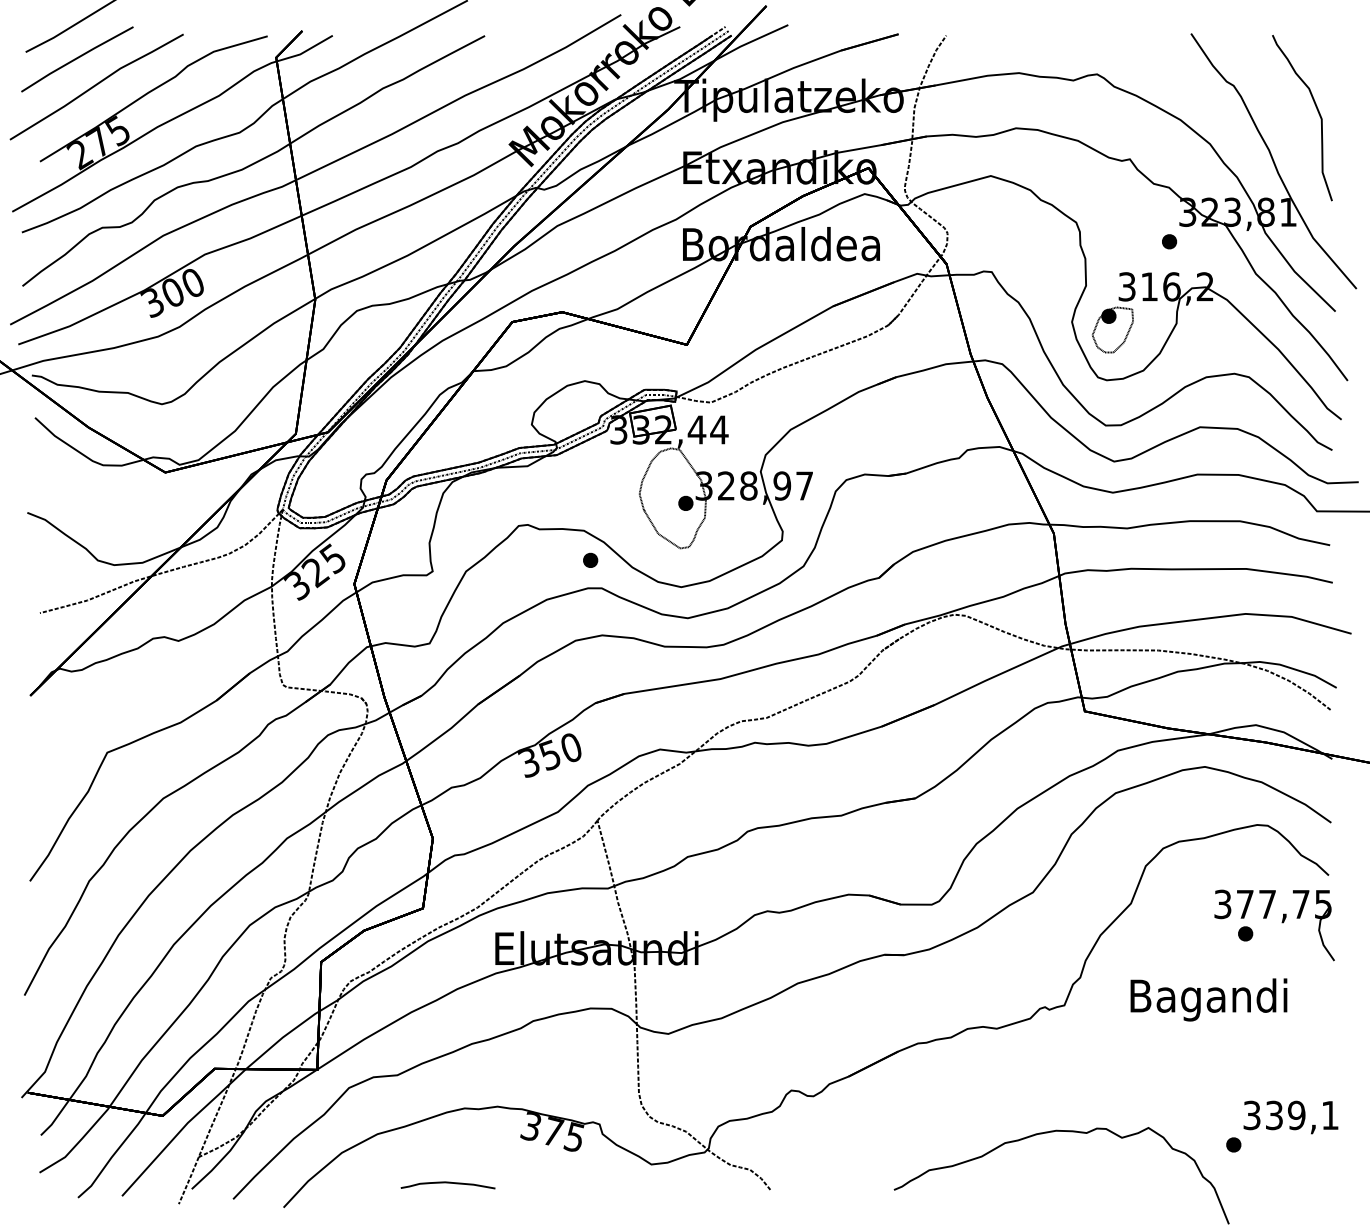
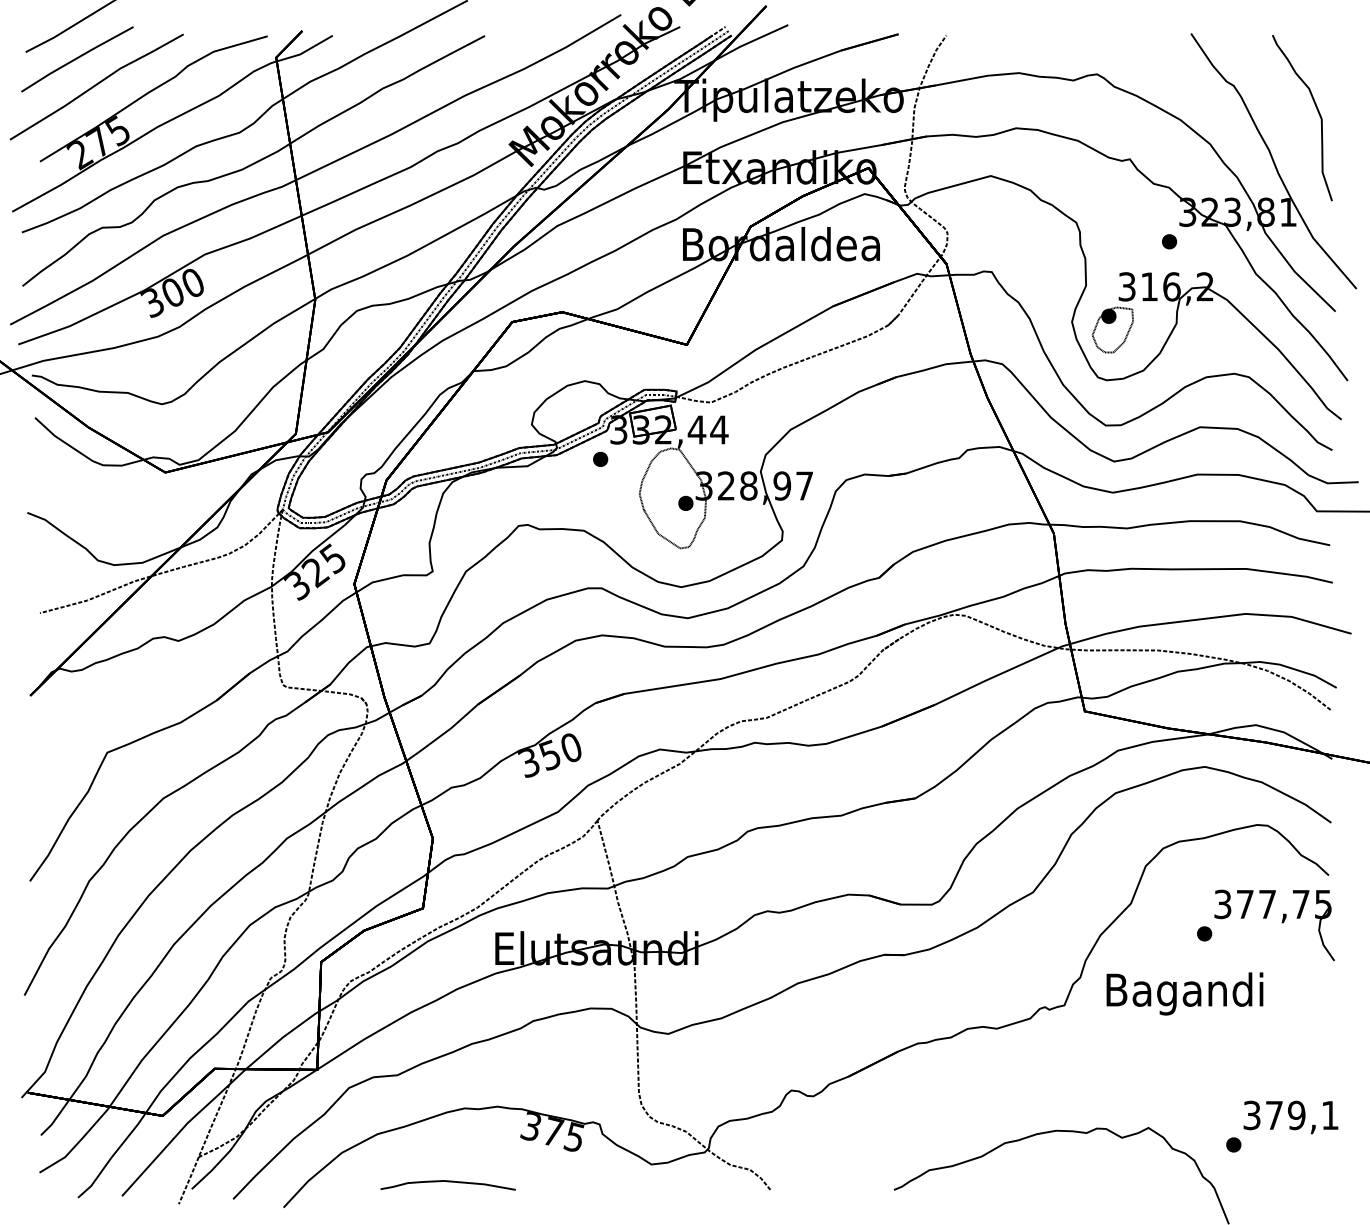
part position: (590, 559) -> (600, 458) (600, 458)
part position: (1245, 933) -> (1204, 933) (1204, 933)
text position: (1208, 999) -> (1184, 993) (1184, 993)
text: 339,1 -> 379,1 (1274, 1115)
part size: 96x9 px -> 136x11 px (447, 1185)
